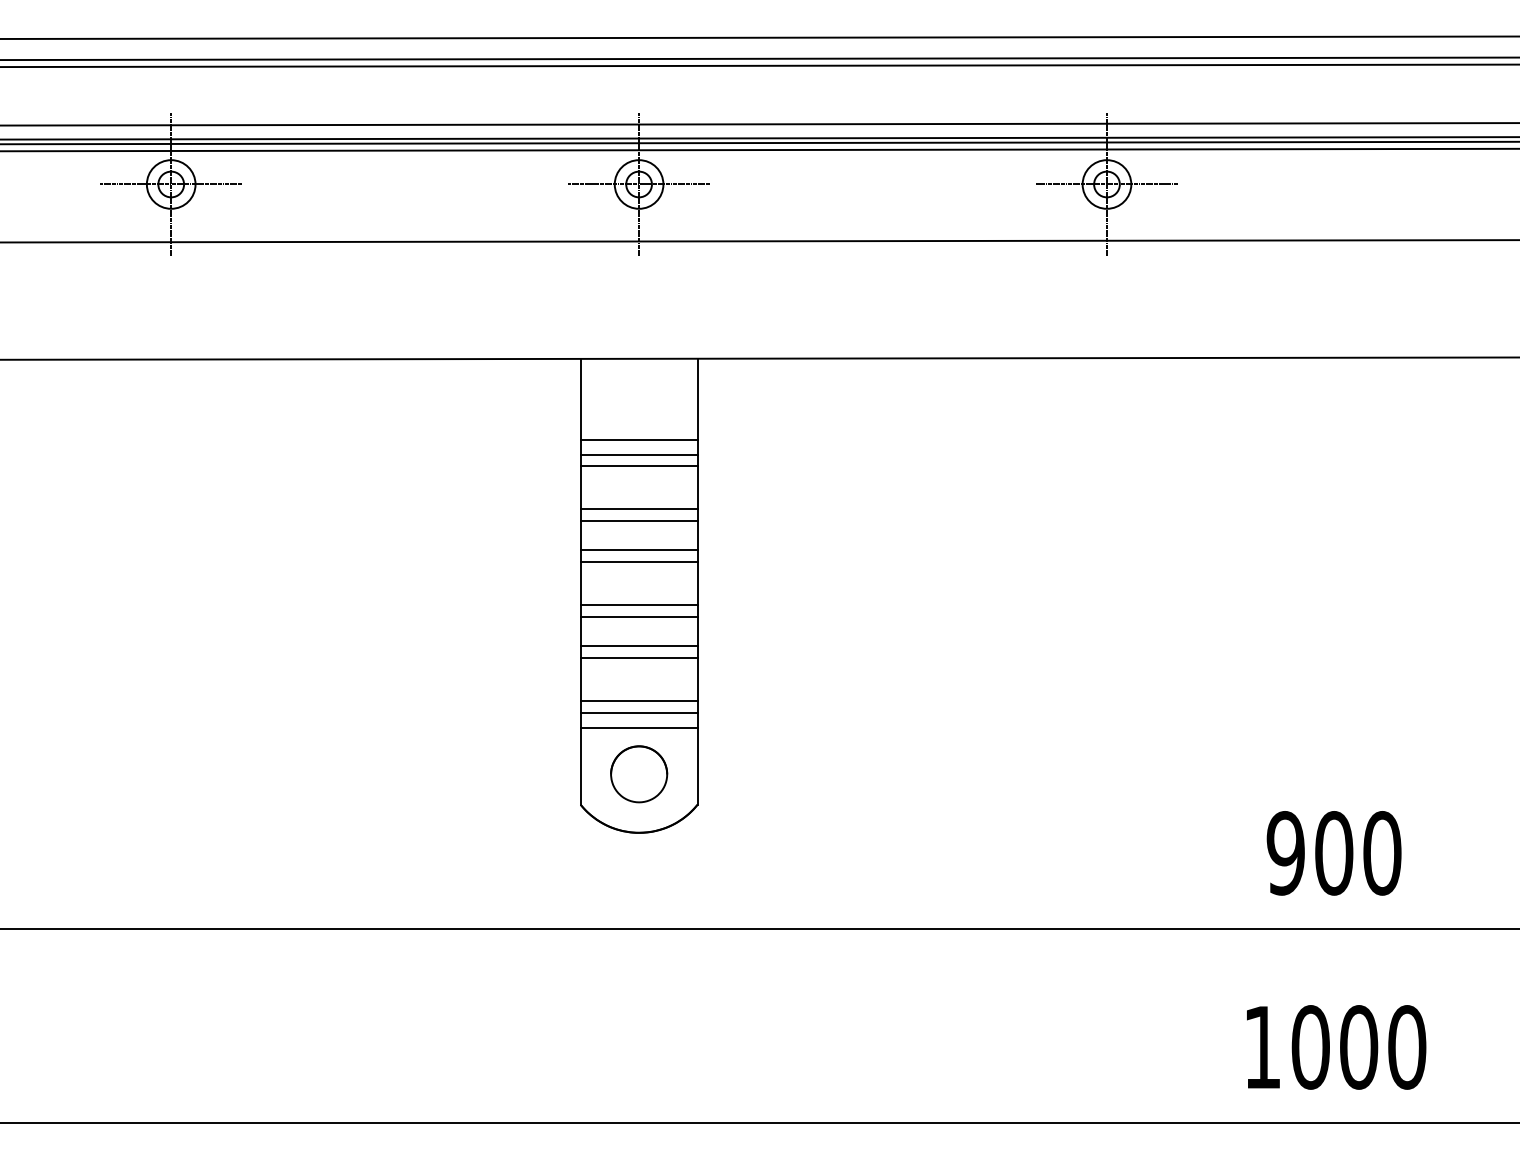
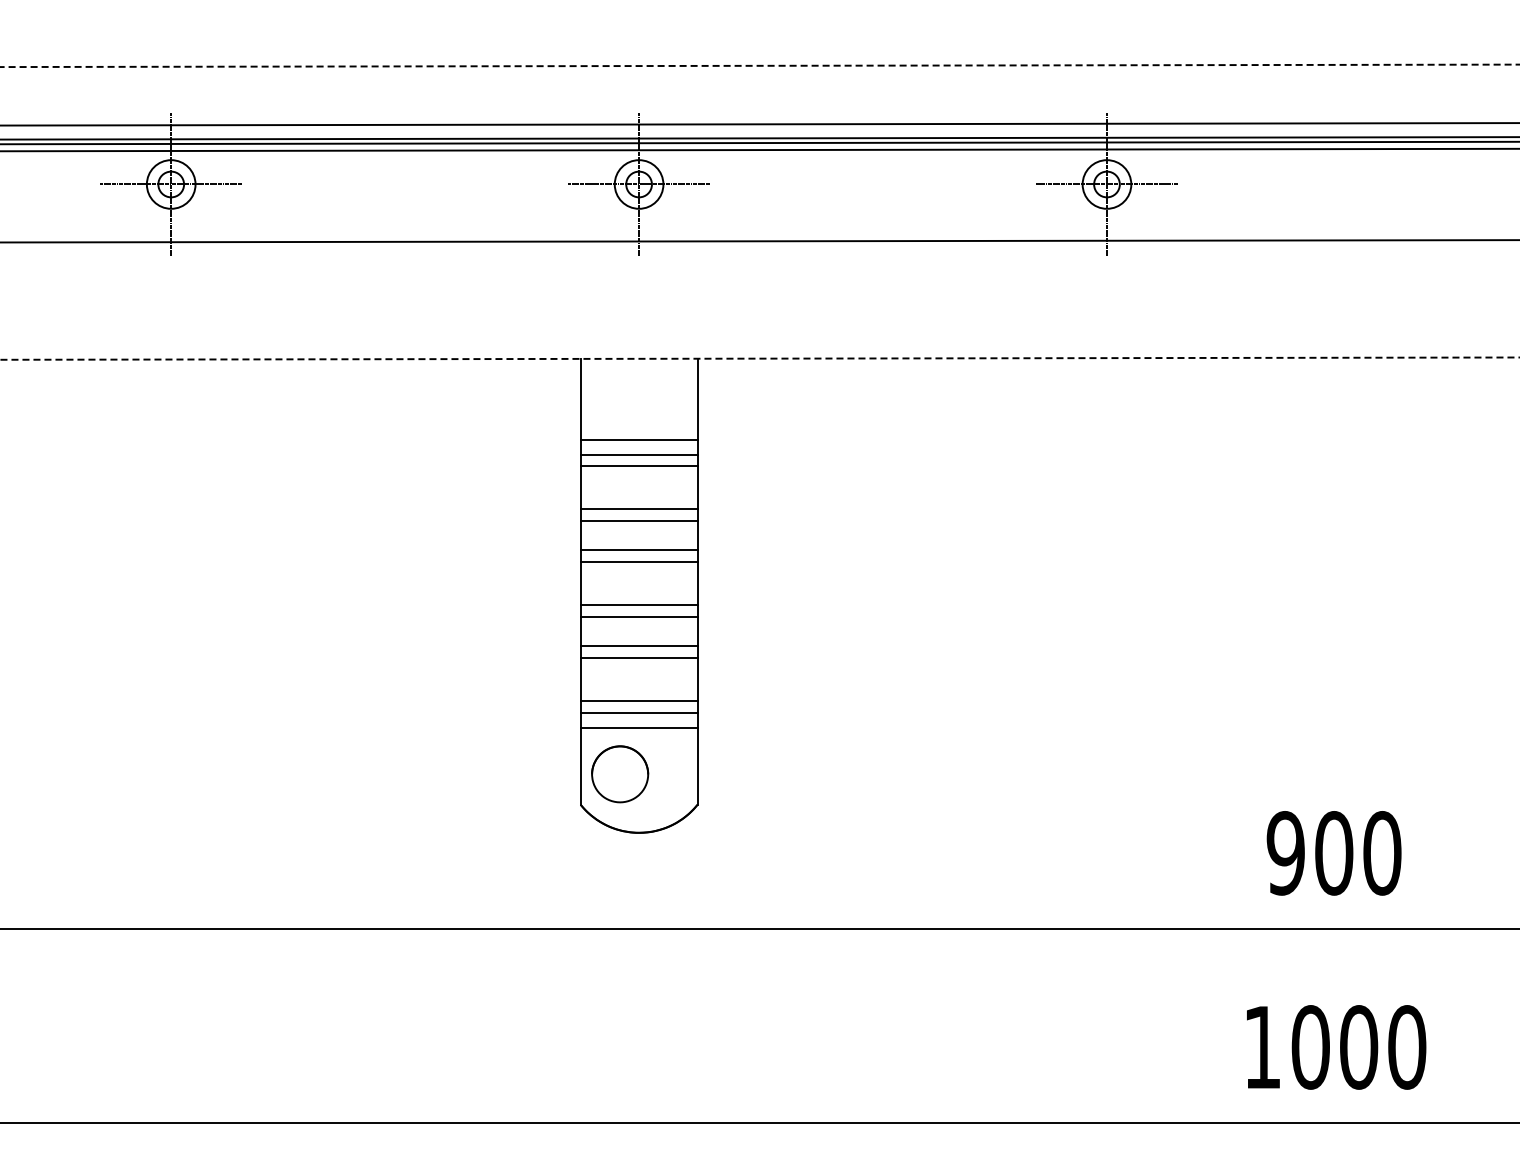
line: present -> none (759, 37)
line: present -> none (759, 58)
line: solid -> dashed (760, 65)
line: solid -> dashed (760, 358)
part position: (639, 774) -> (620, 774) (620, 774)
